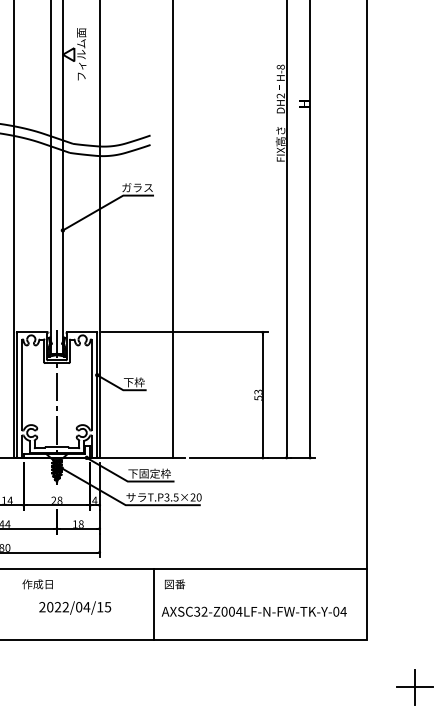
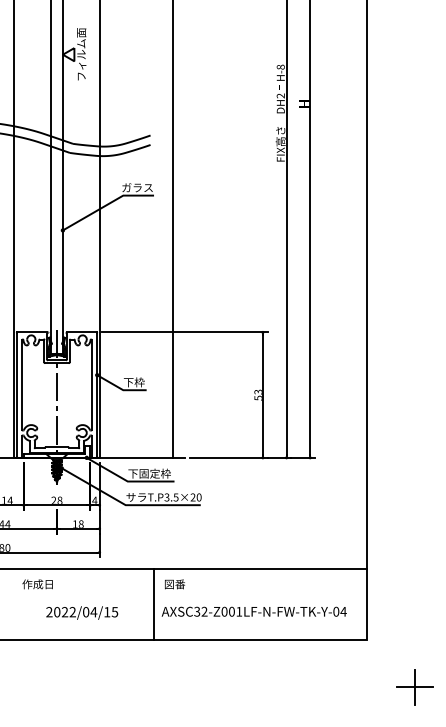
text position: (75, 607) -> (82, 612) (82, 612)
text: AXSC32-Z004LF-N-FW-TK-Y-04 -> AXSC32-Z001LF-N-FW-TK-Y-04 (239, 611)
